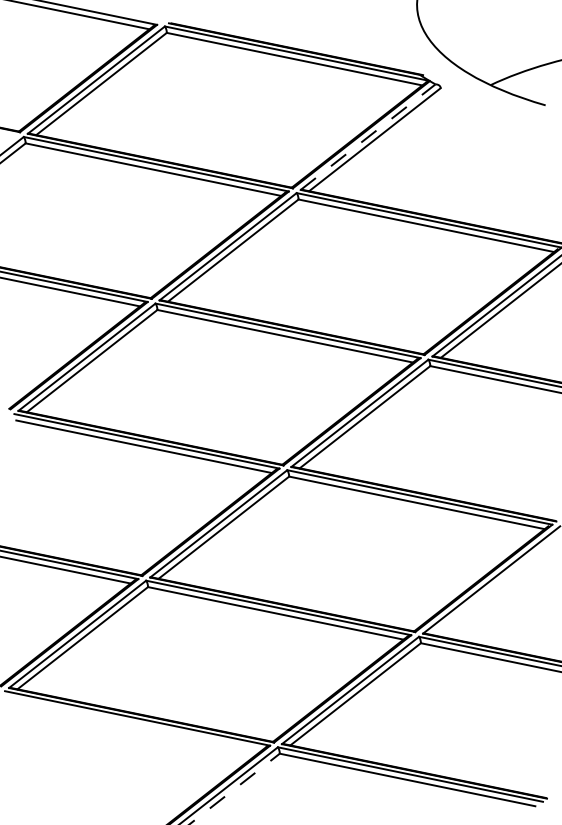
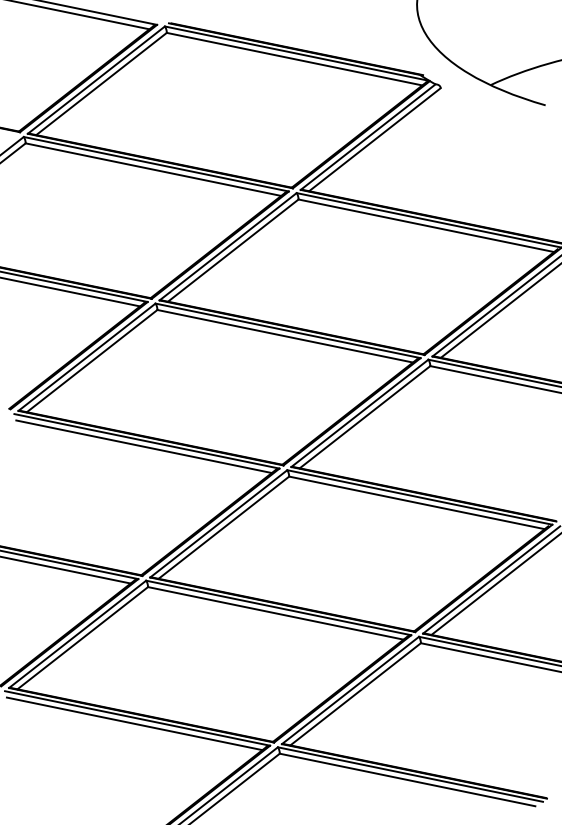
line: dashed -> solid (368, 137)
line: none -> present (494, 584)
line: none -> present (134, 723)
line: dashed -> solid (234, 788)
